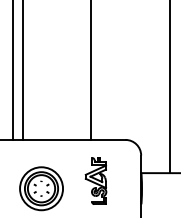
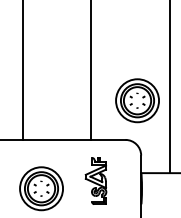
line: present -> none (13, 70)
part: none -> present (137, 100)
